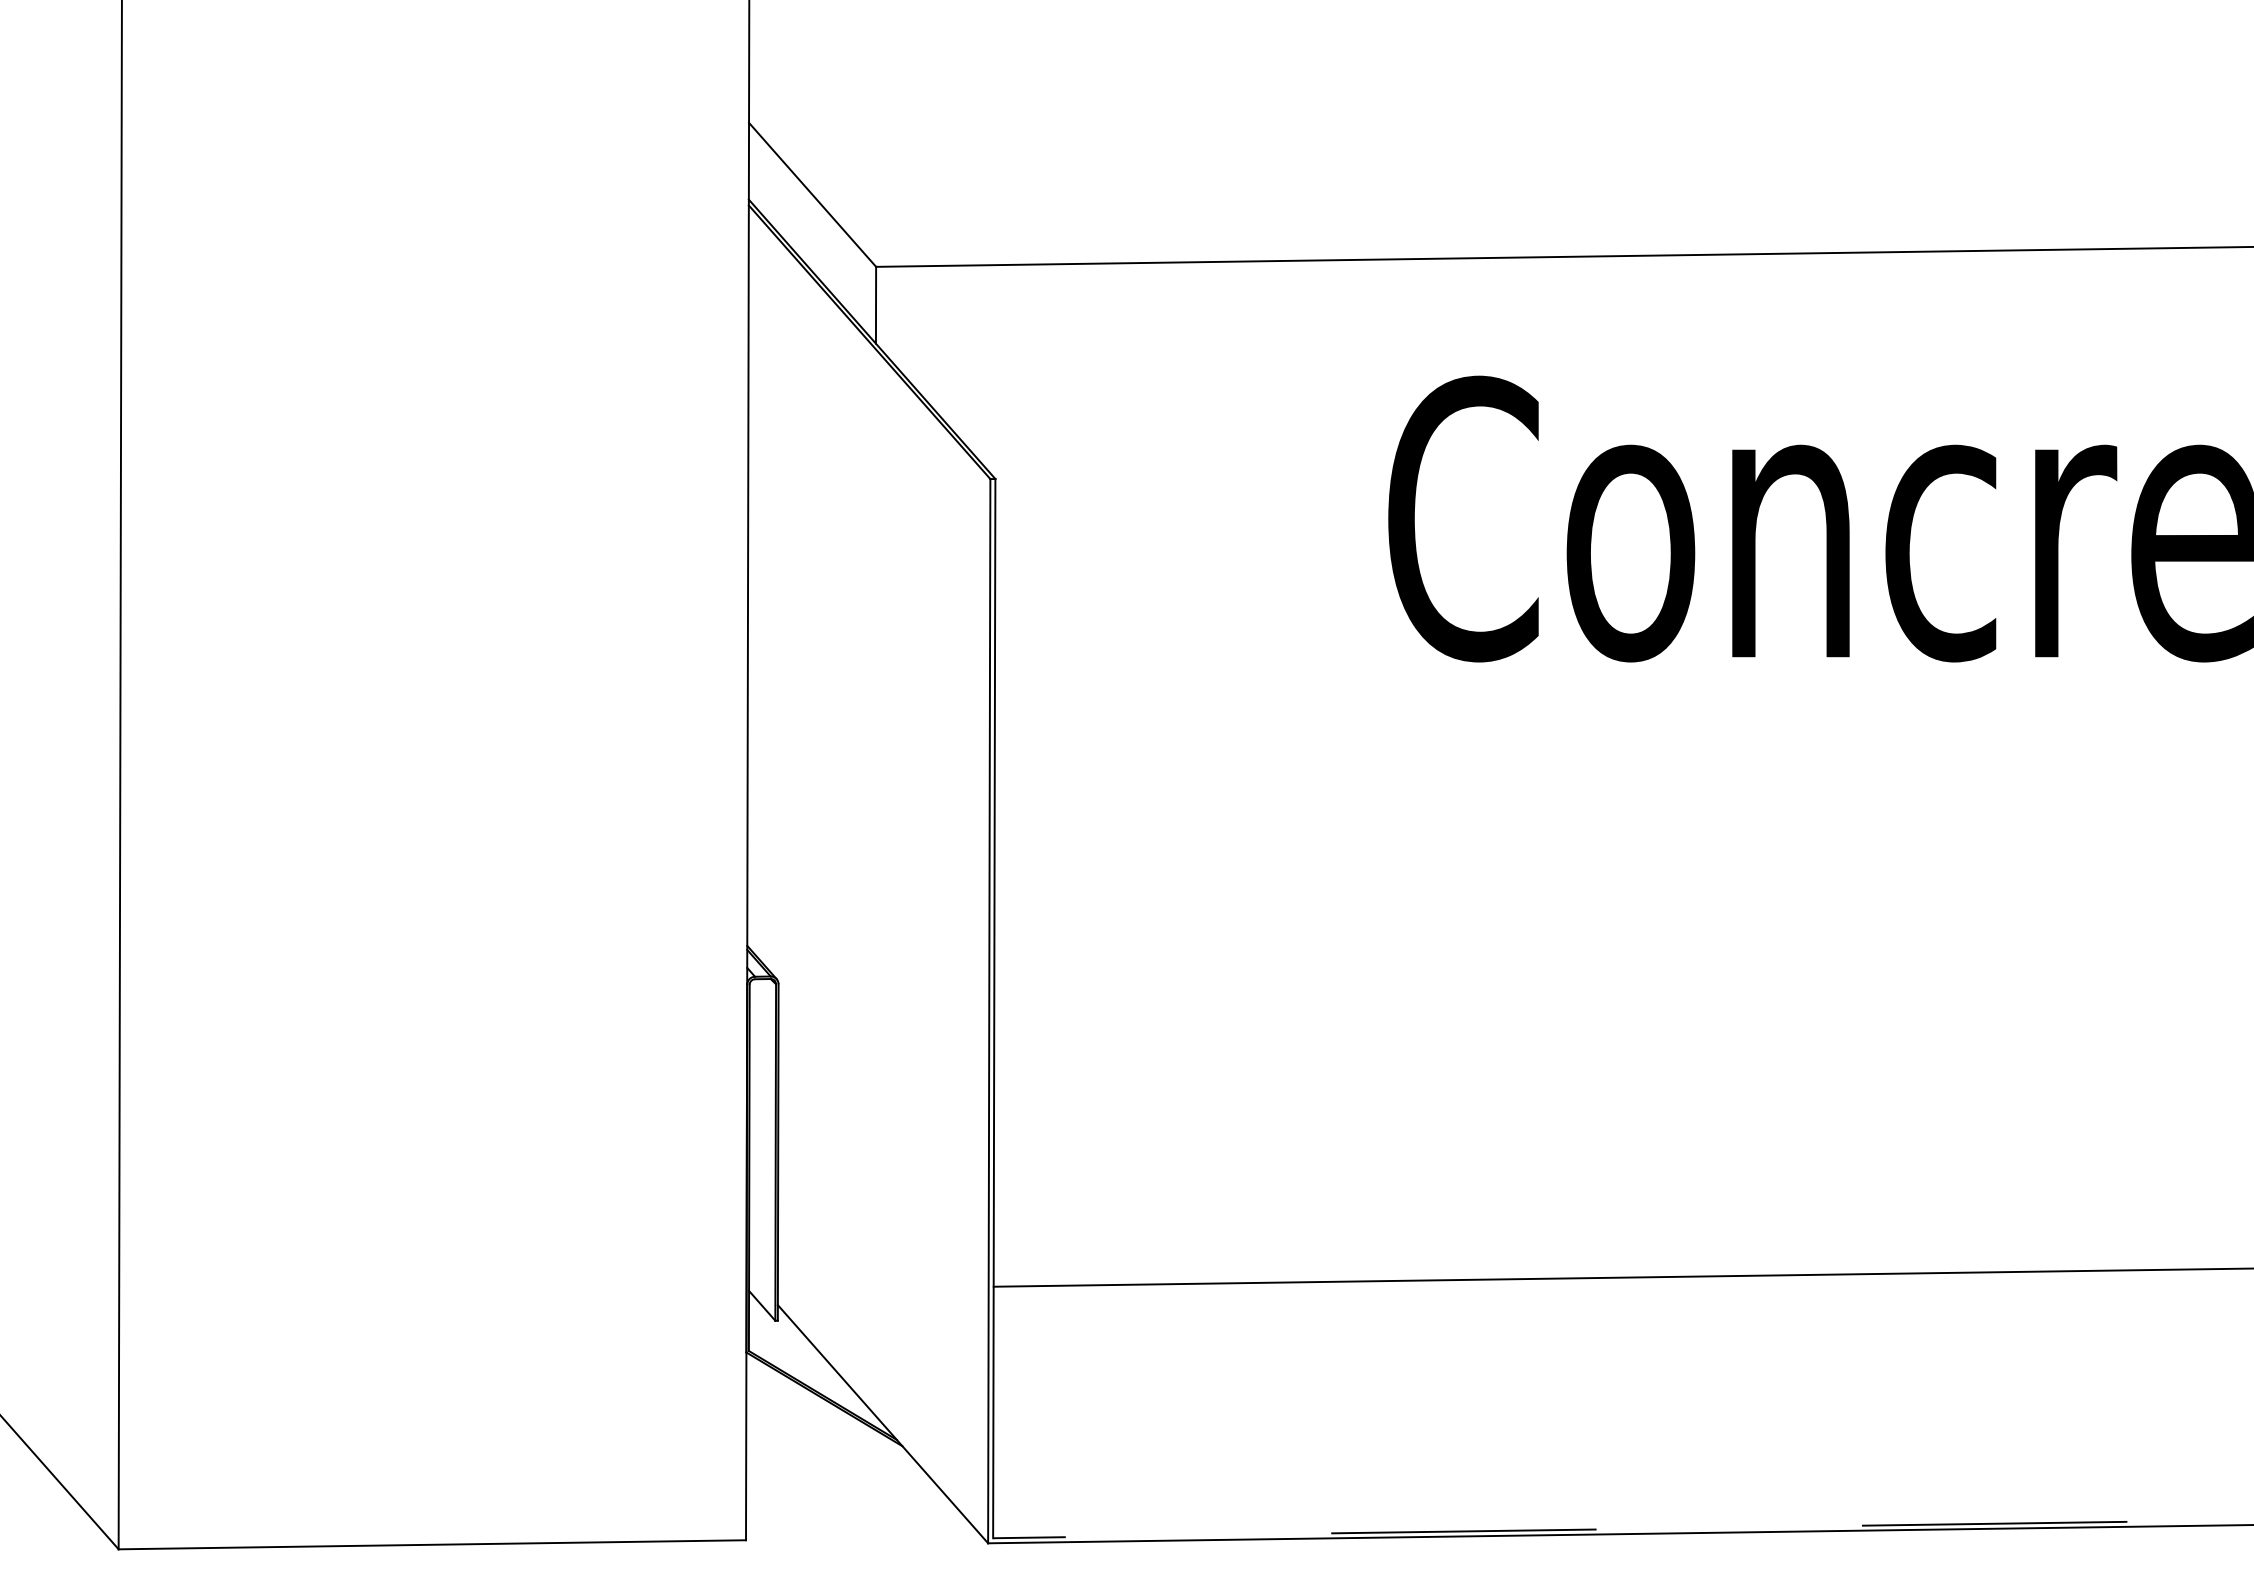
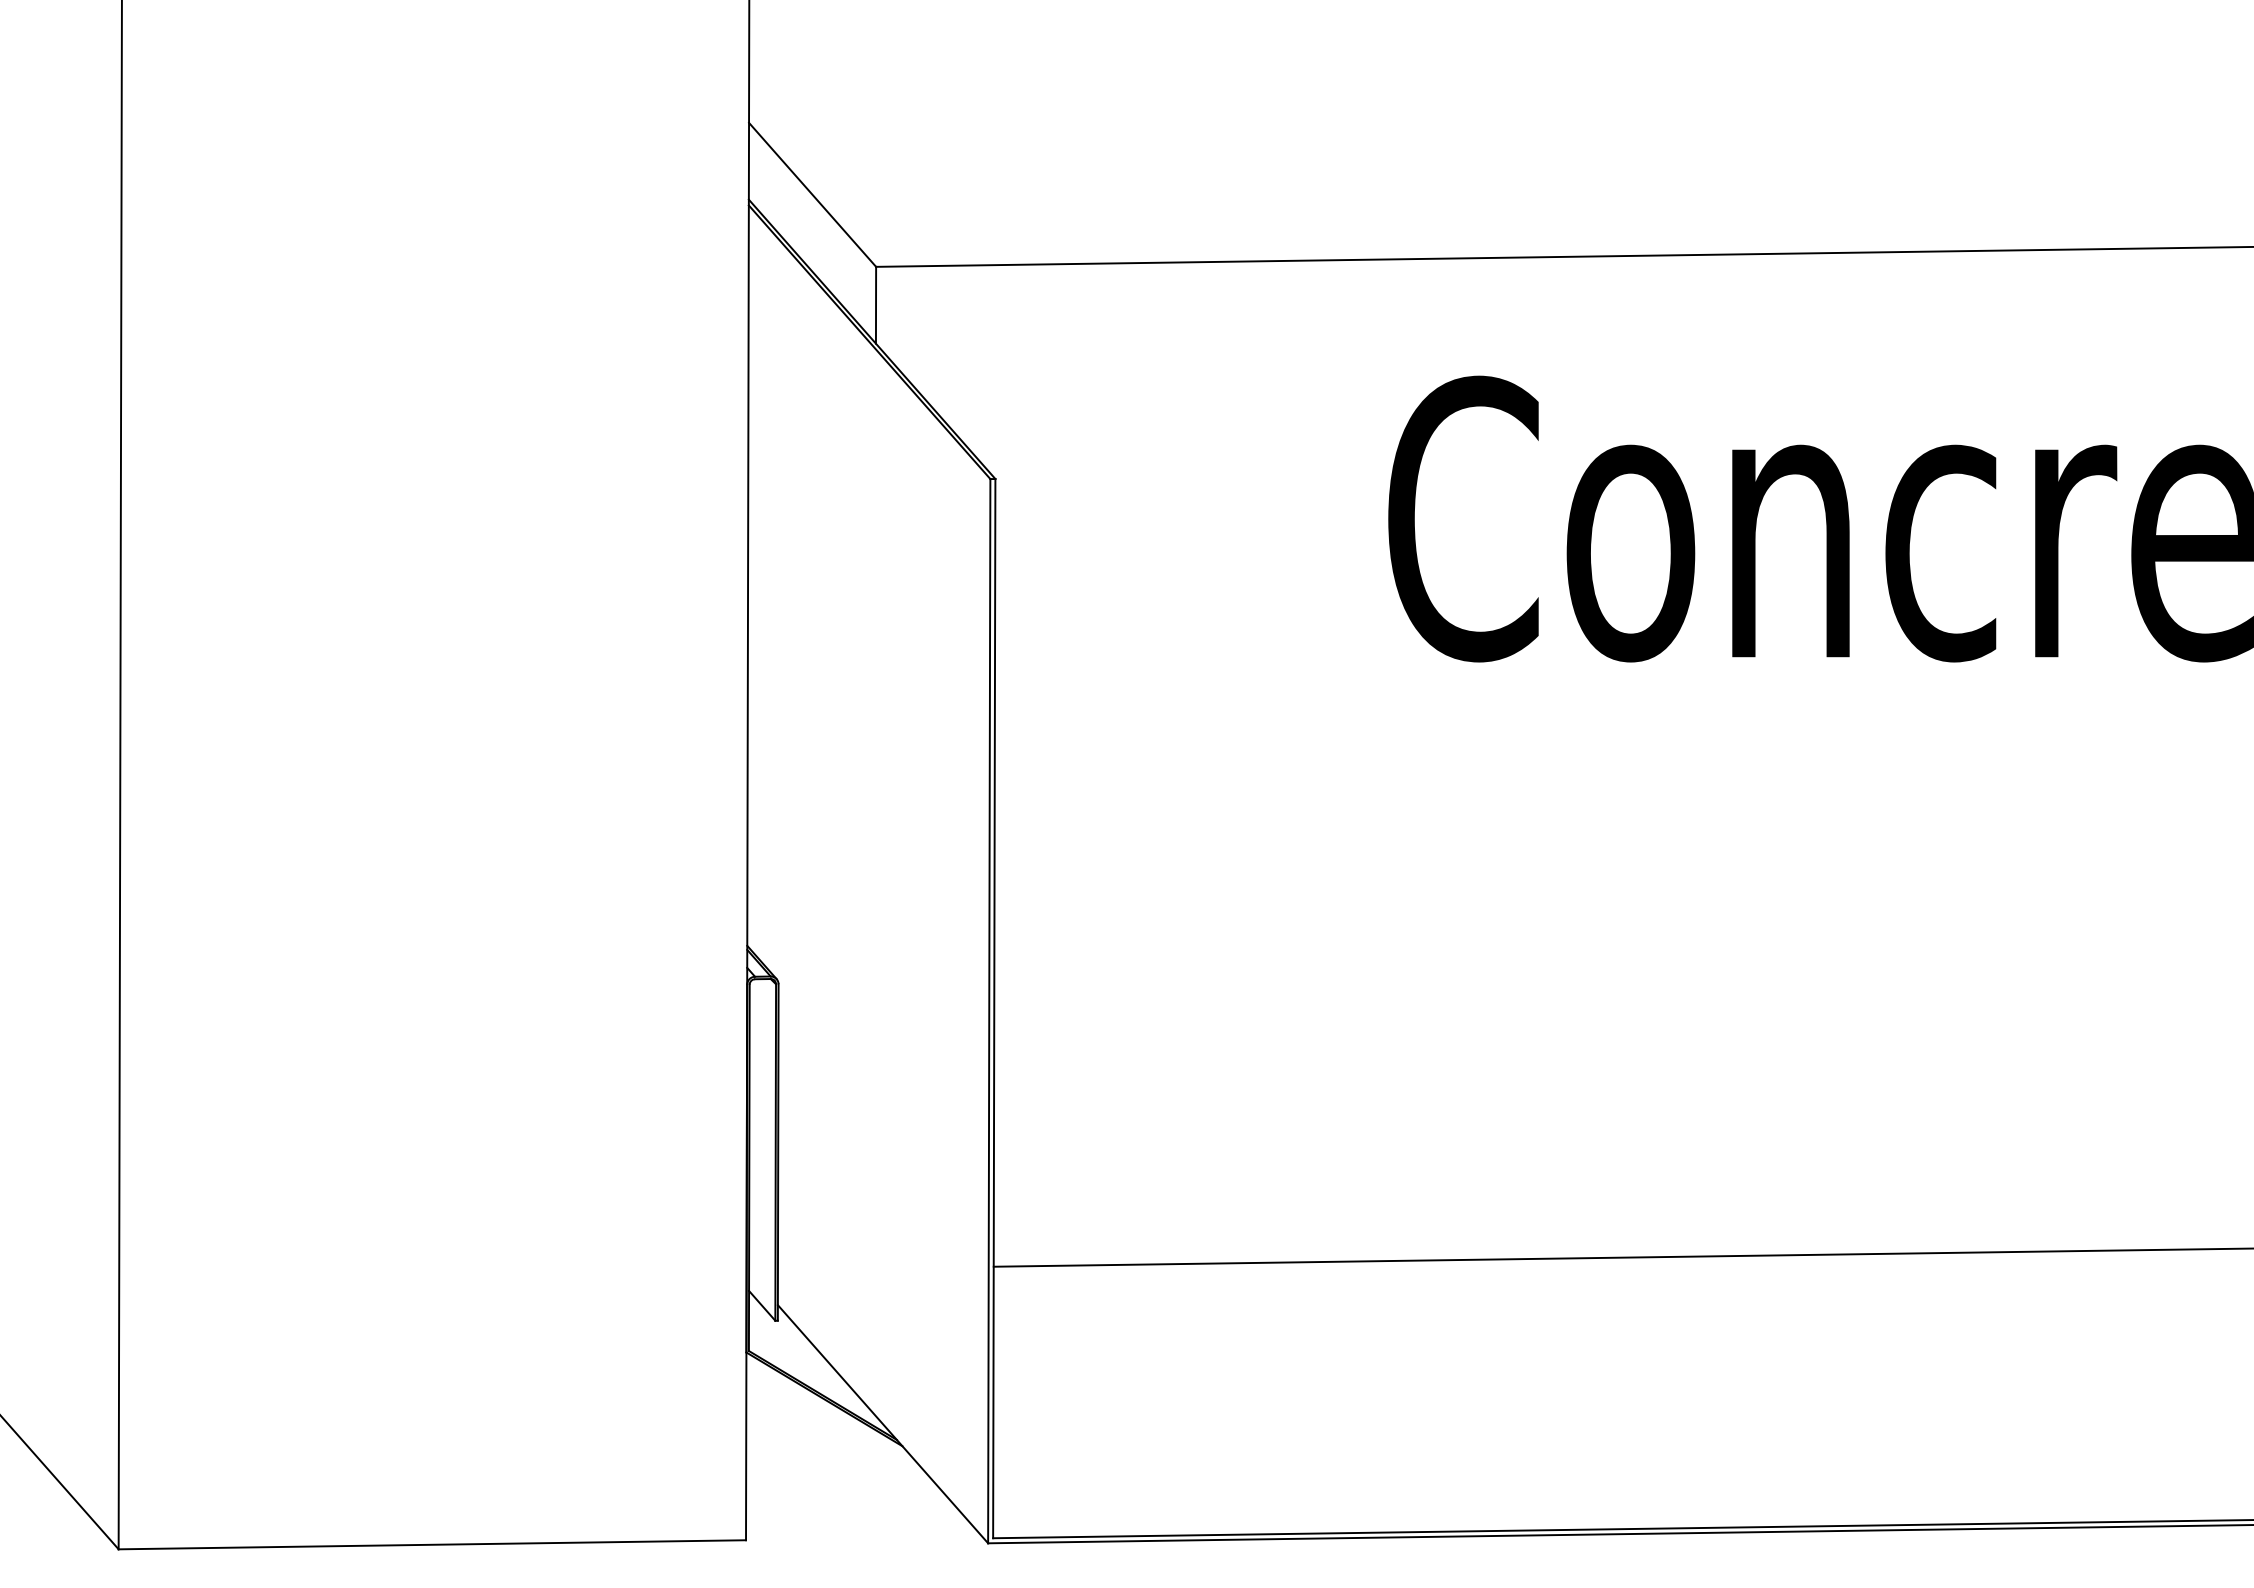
line position: (1621, 1277) -> (1621, 1257) (1621, 1257)
line: dashed -> solid (1623, 1529)
